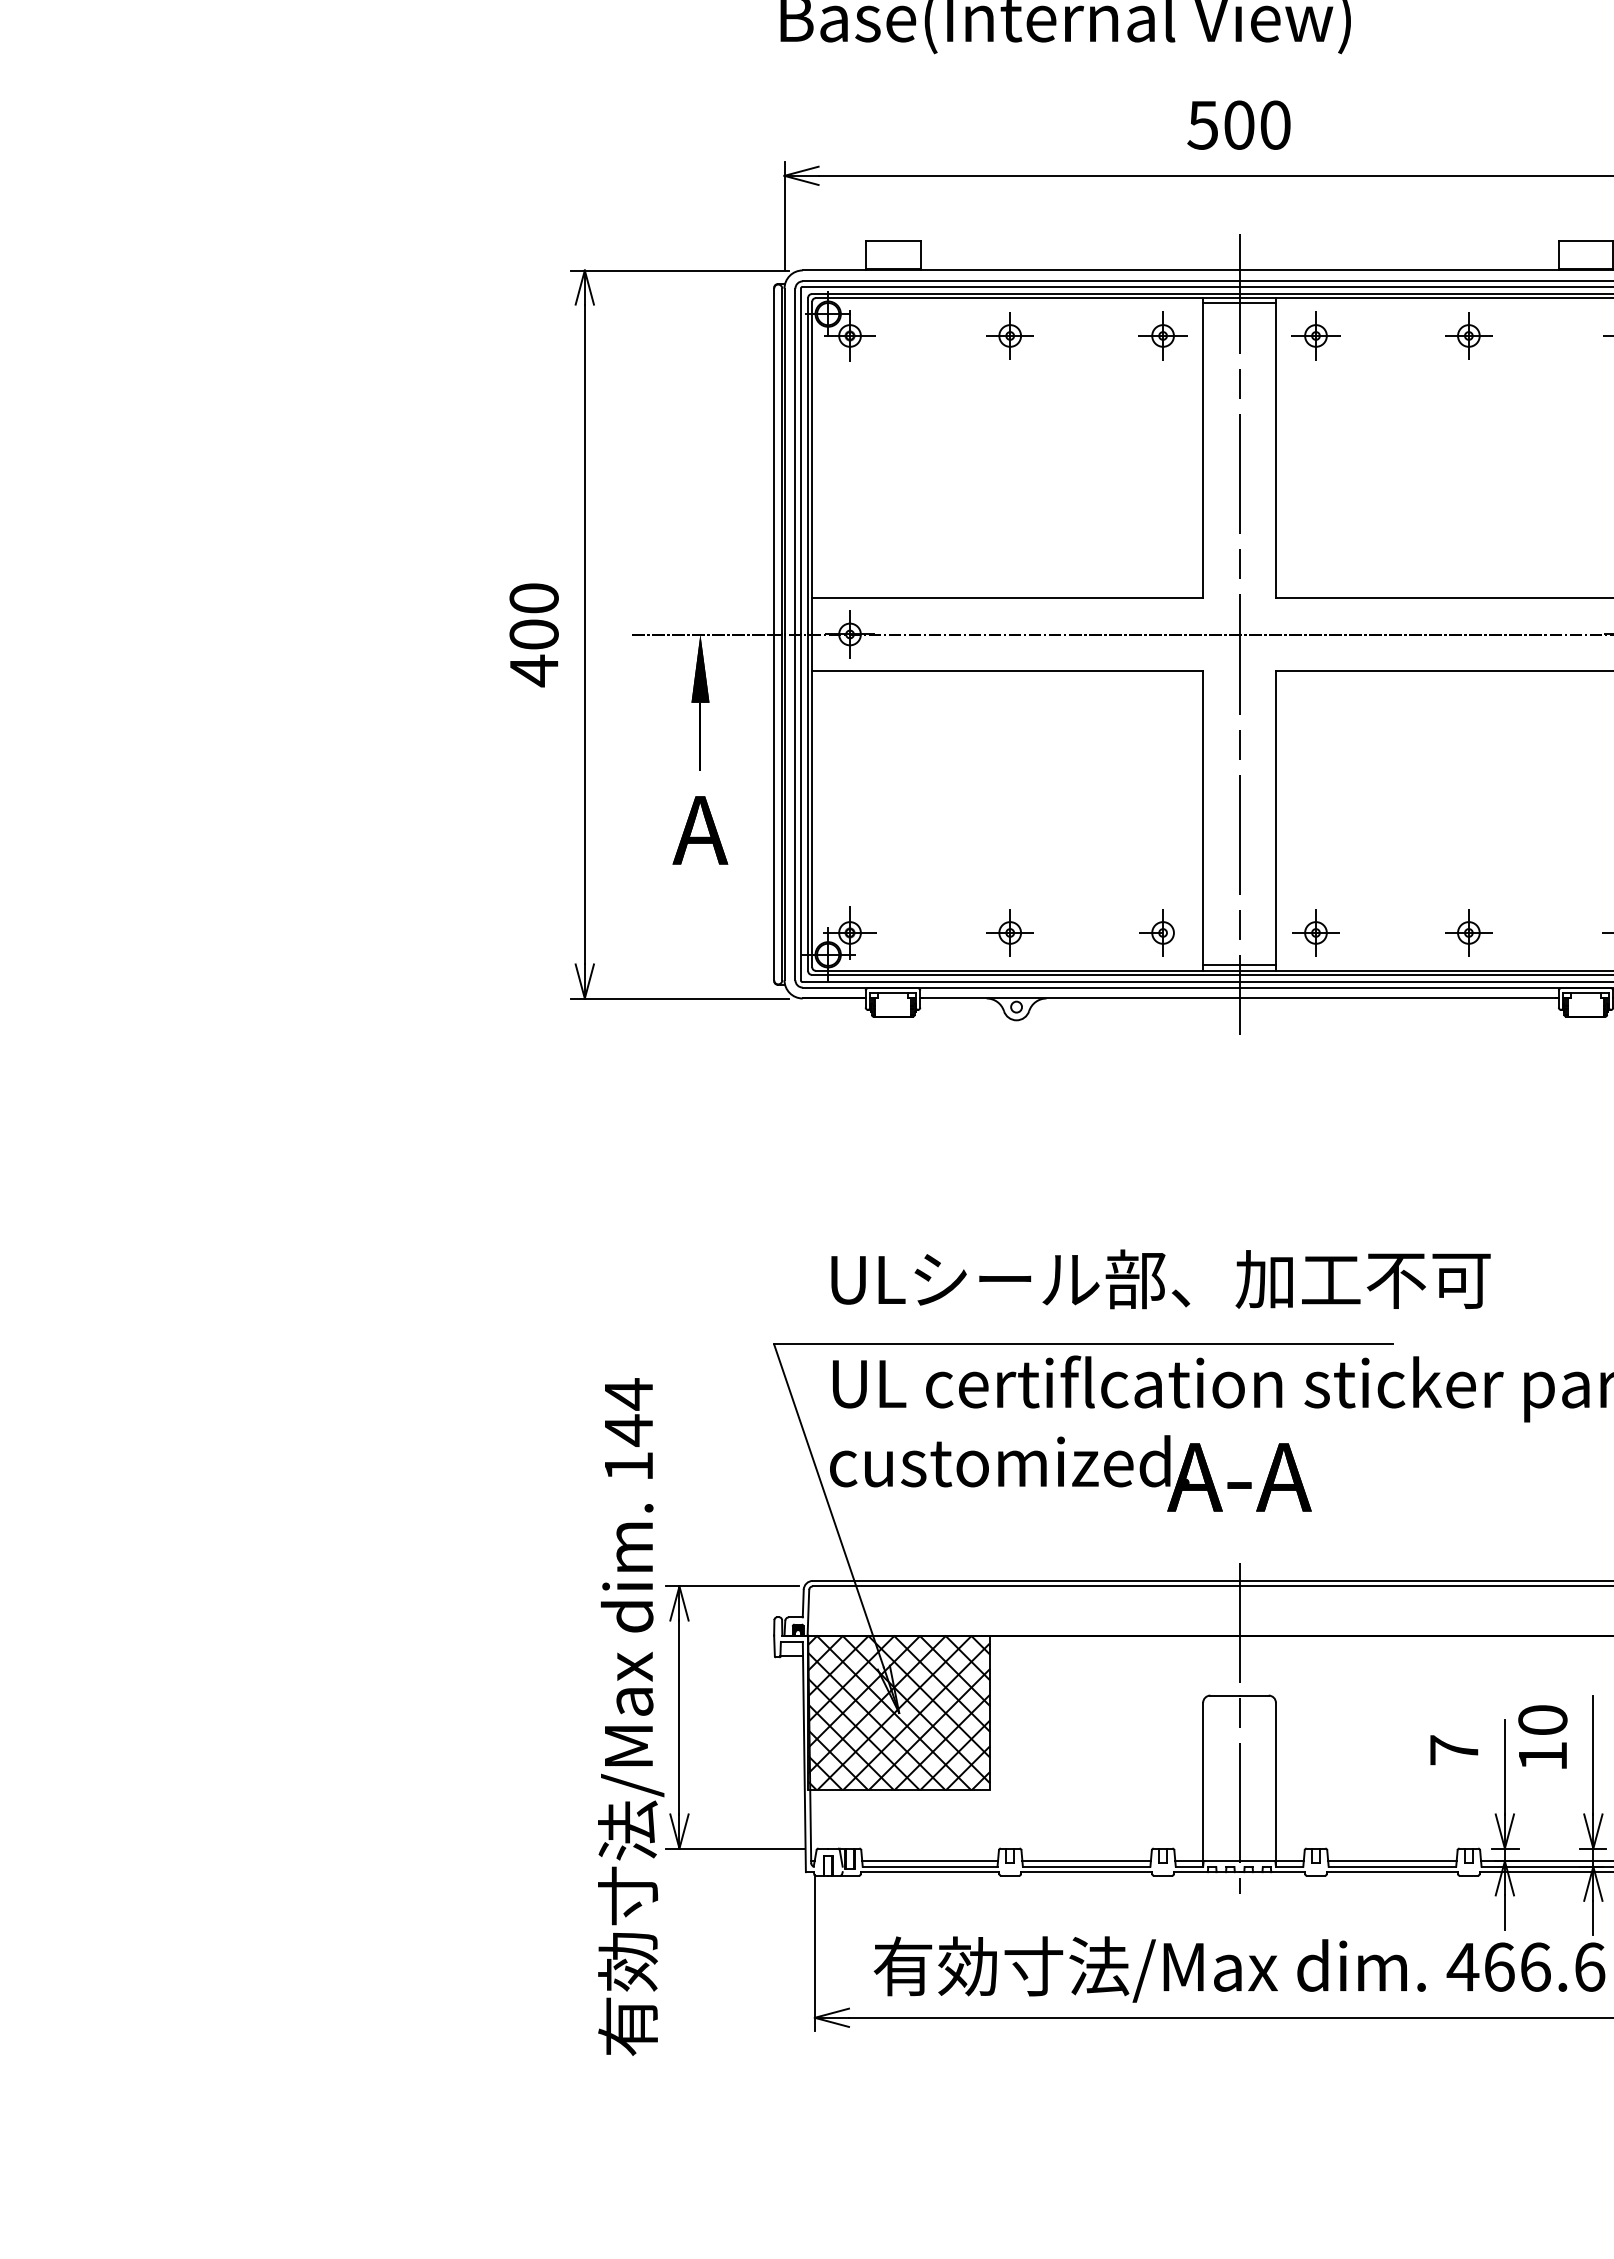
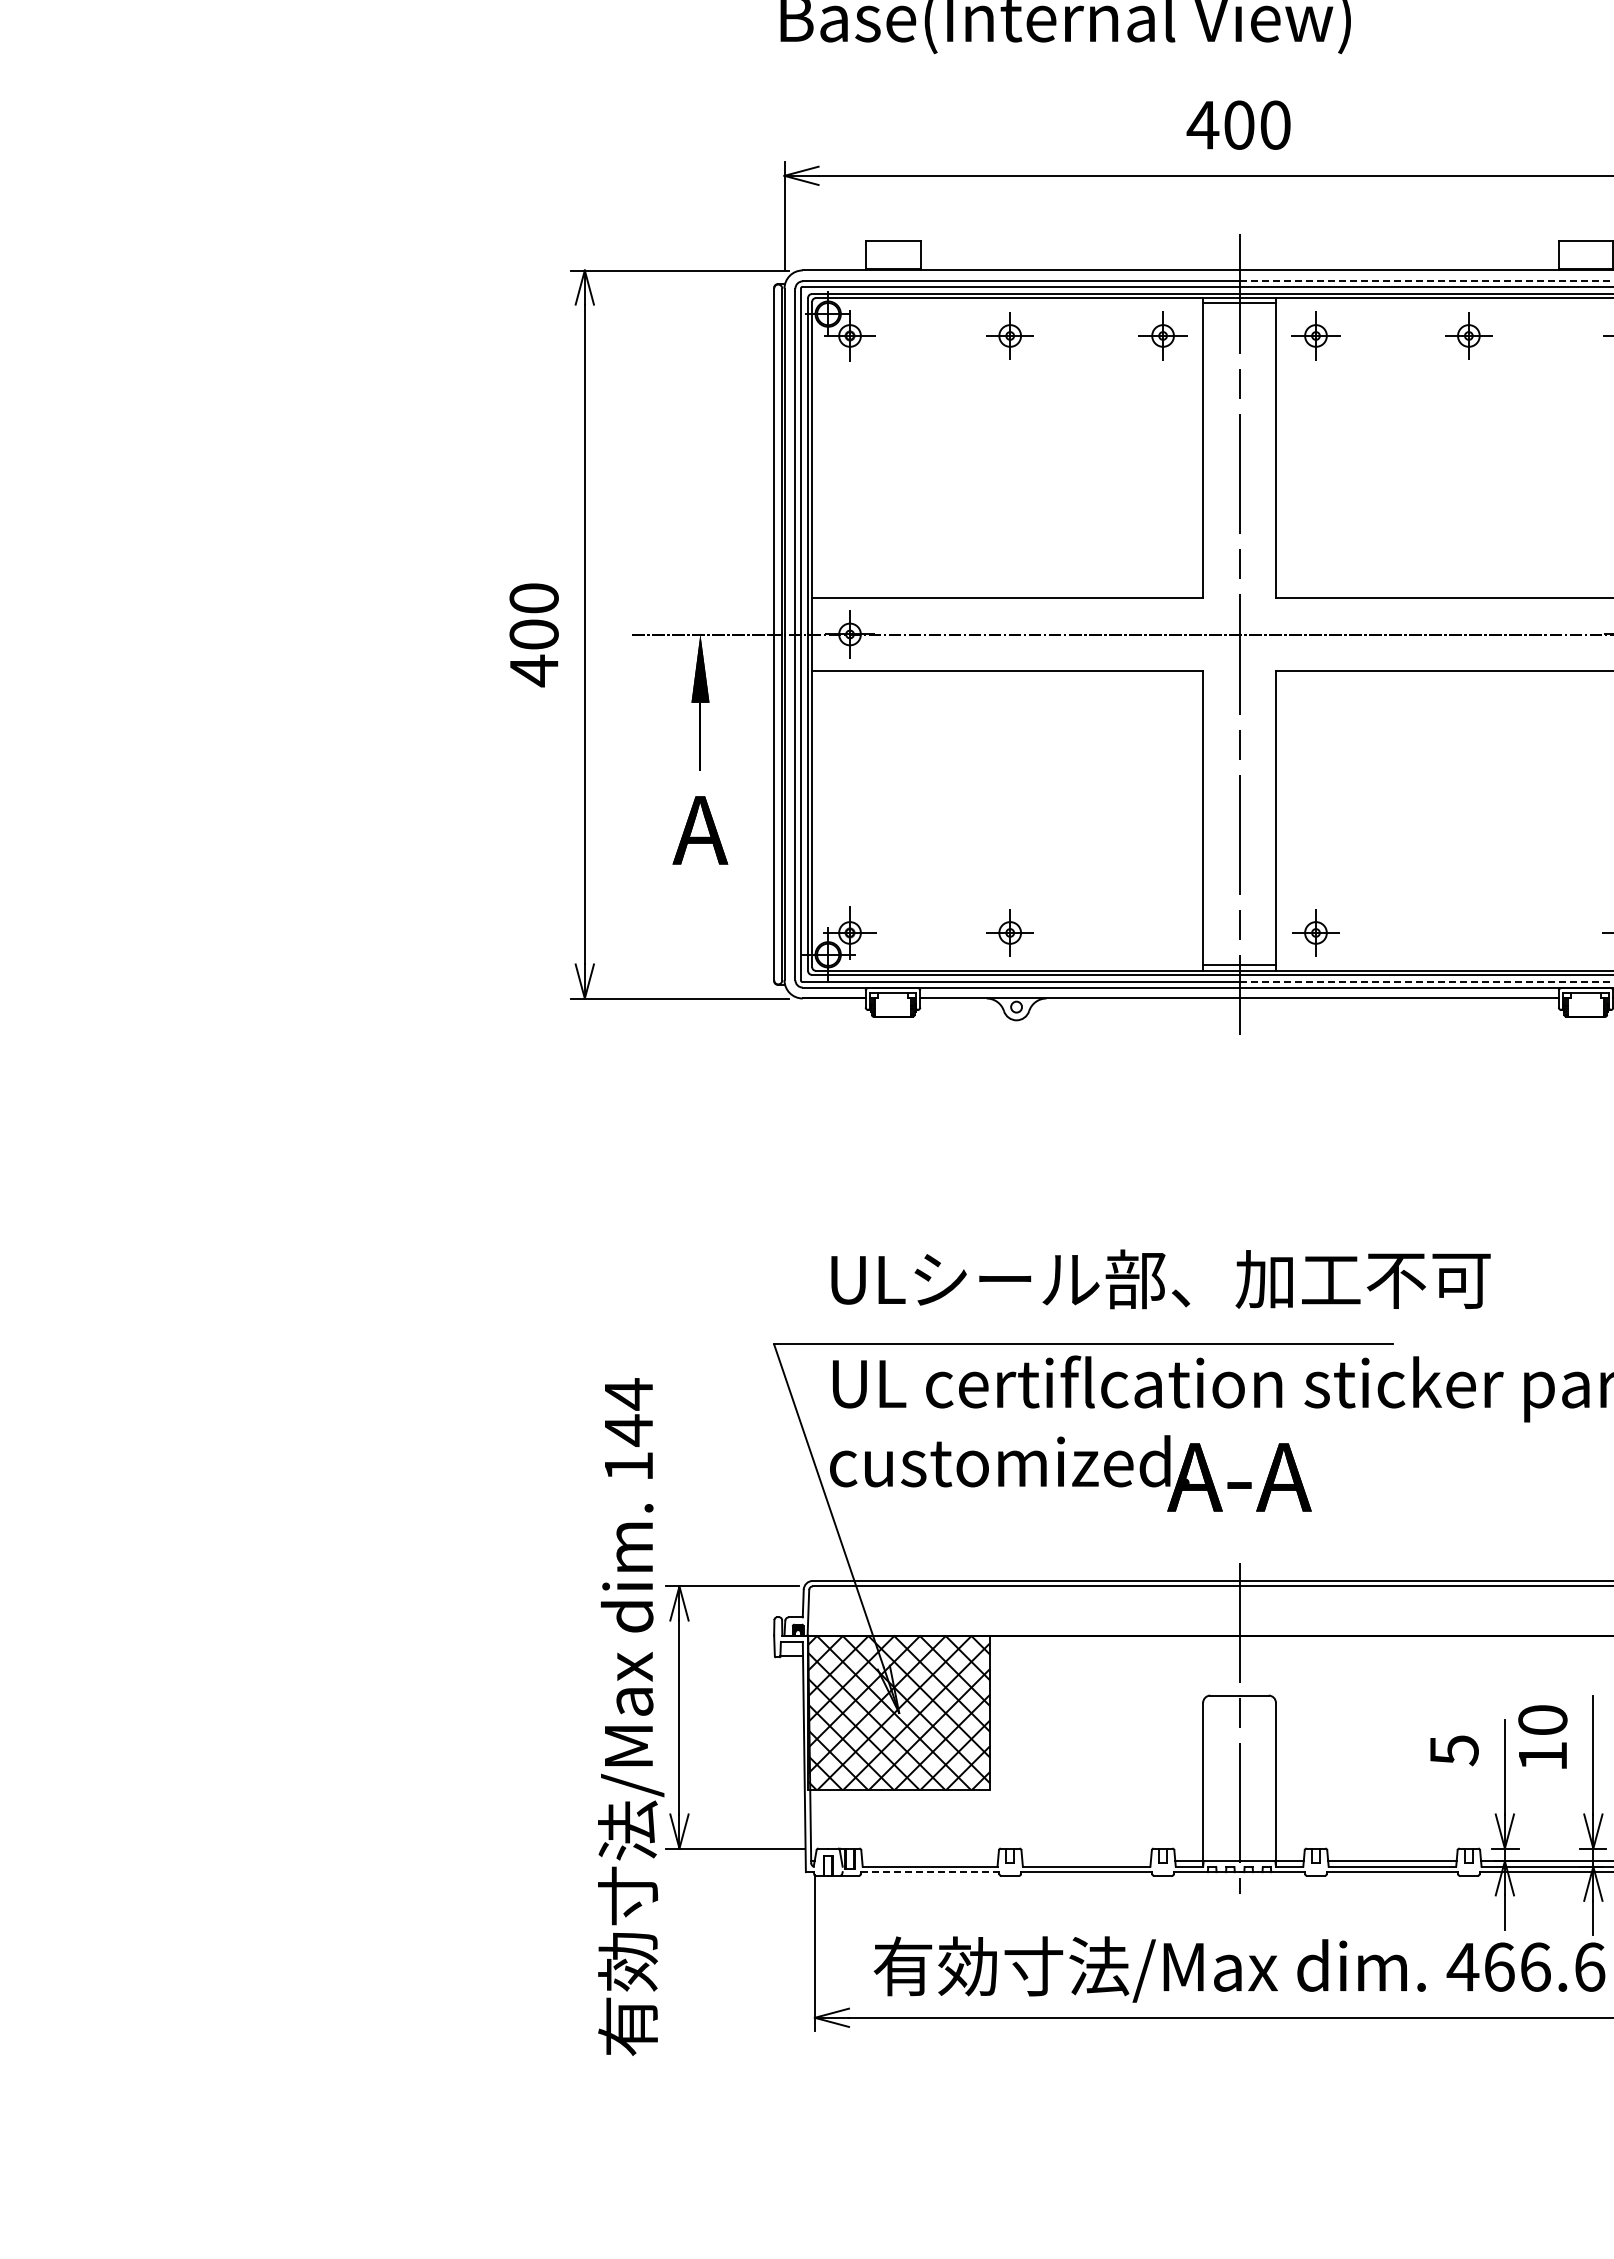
text: 500 -> 400 (1202, 125)
line: solid -> dashed (1426, 281)
part: present -> none (1156, 932)
part: present -> none (1468, 932)
line: solid -> dashed (1426, 982)
text: 7 -> 5 (1454, 1750)
line: present -> none (930, 1861)
line: present -> none (1086, 1861)
line: solid -> dashed (930, 1872)
